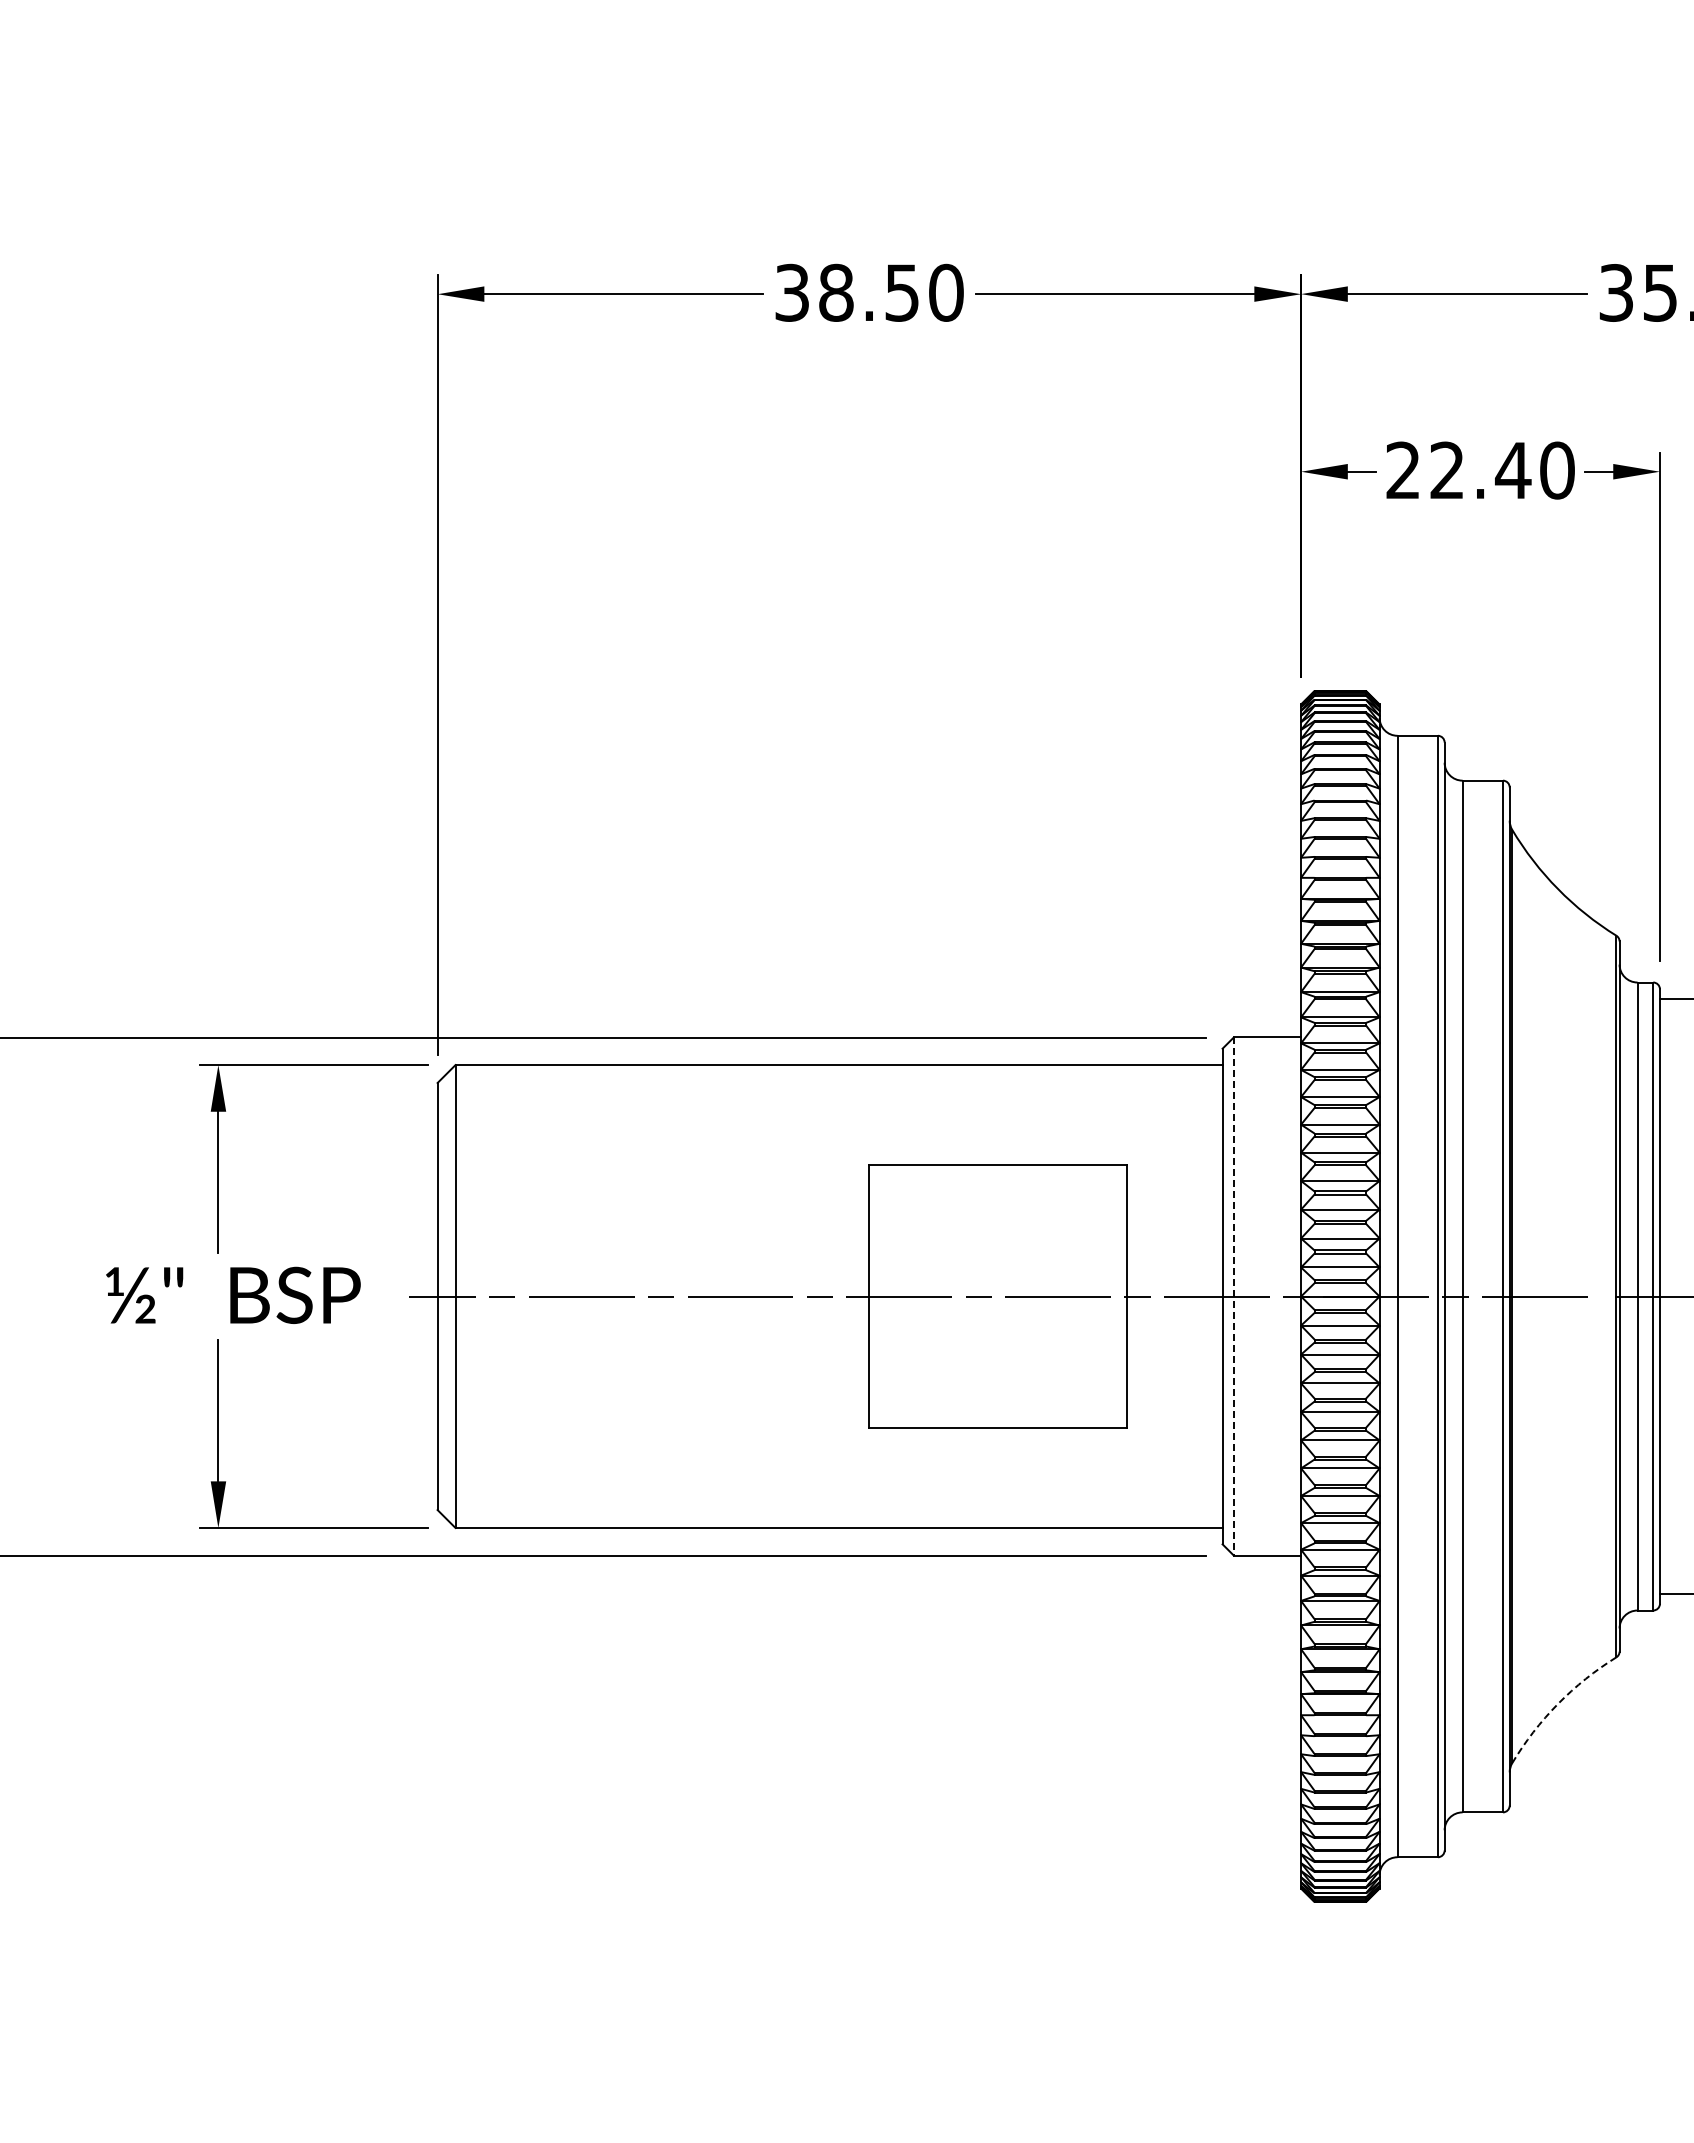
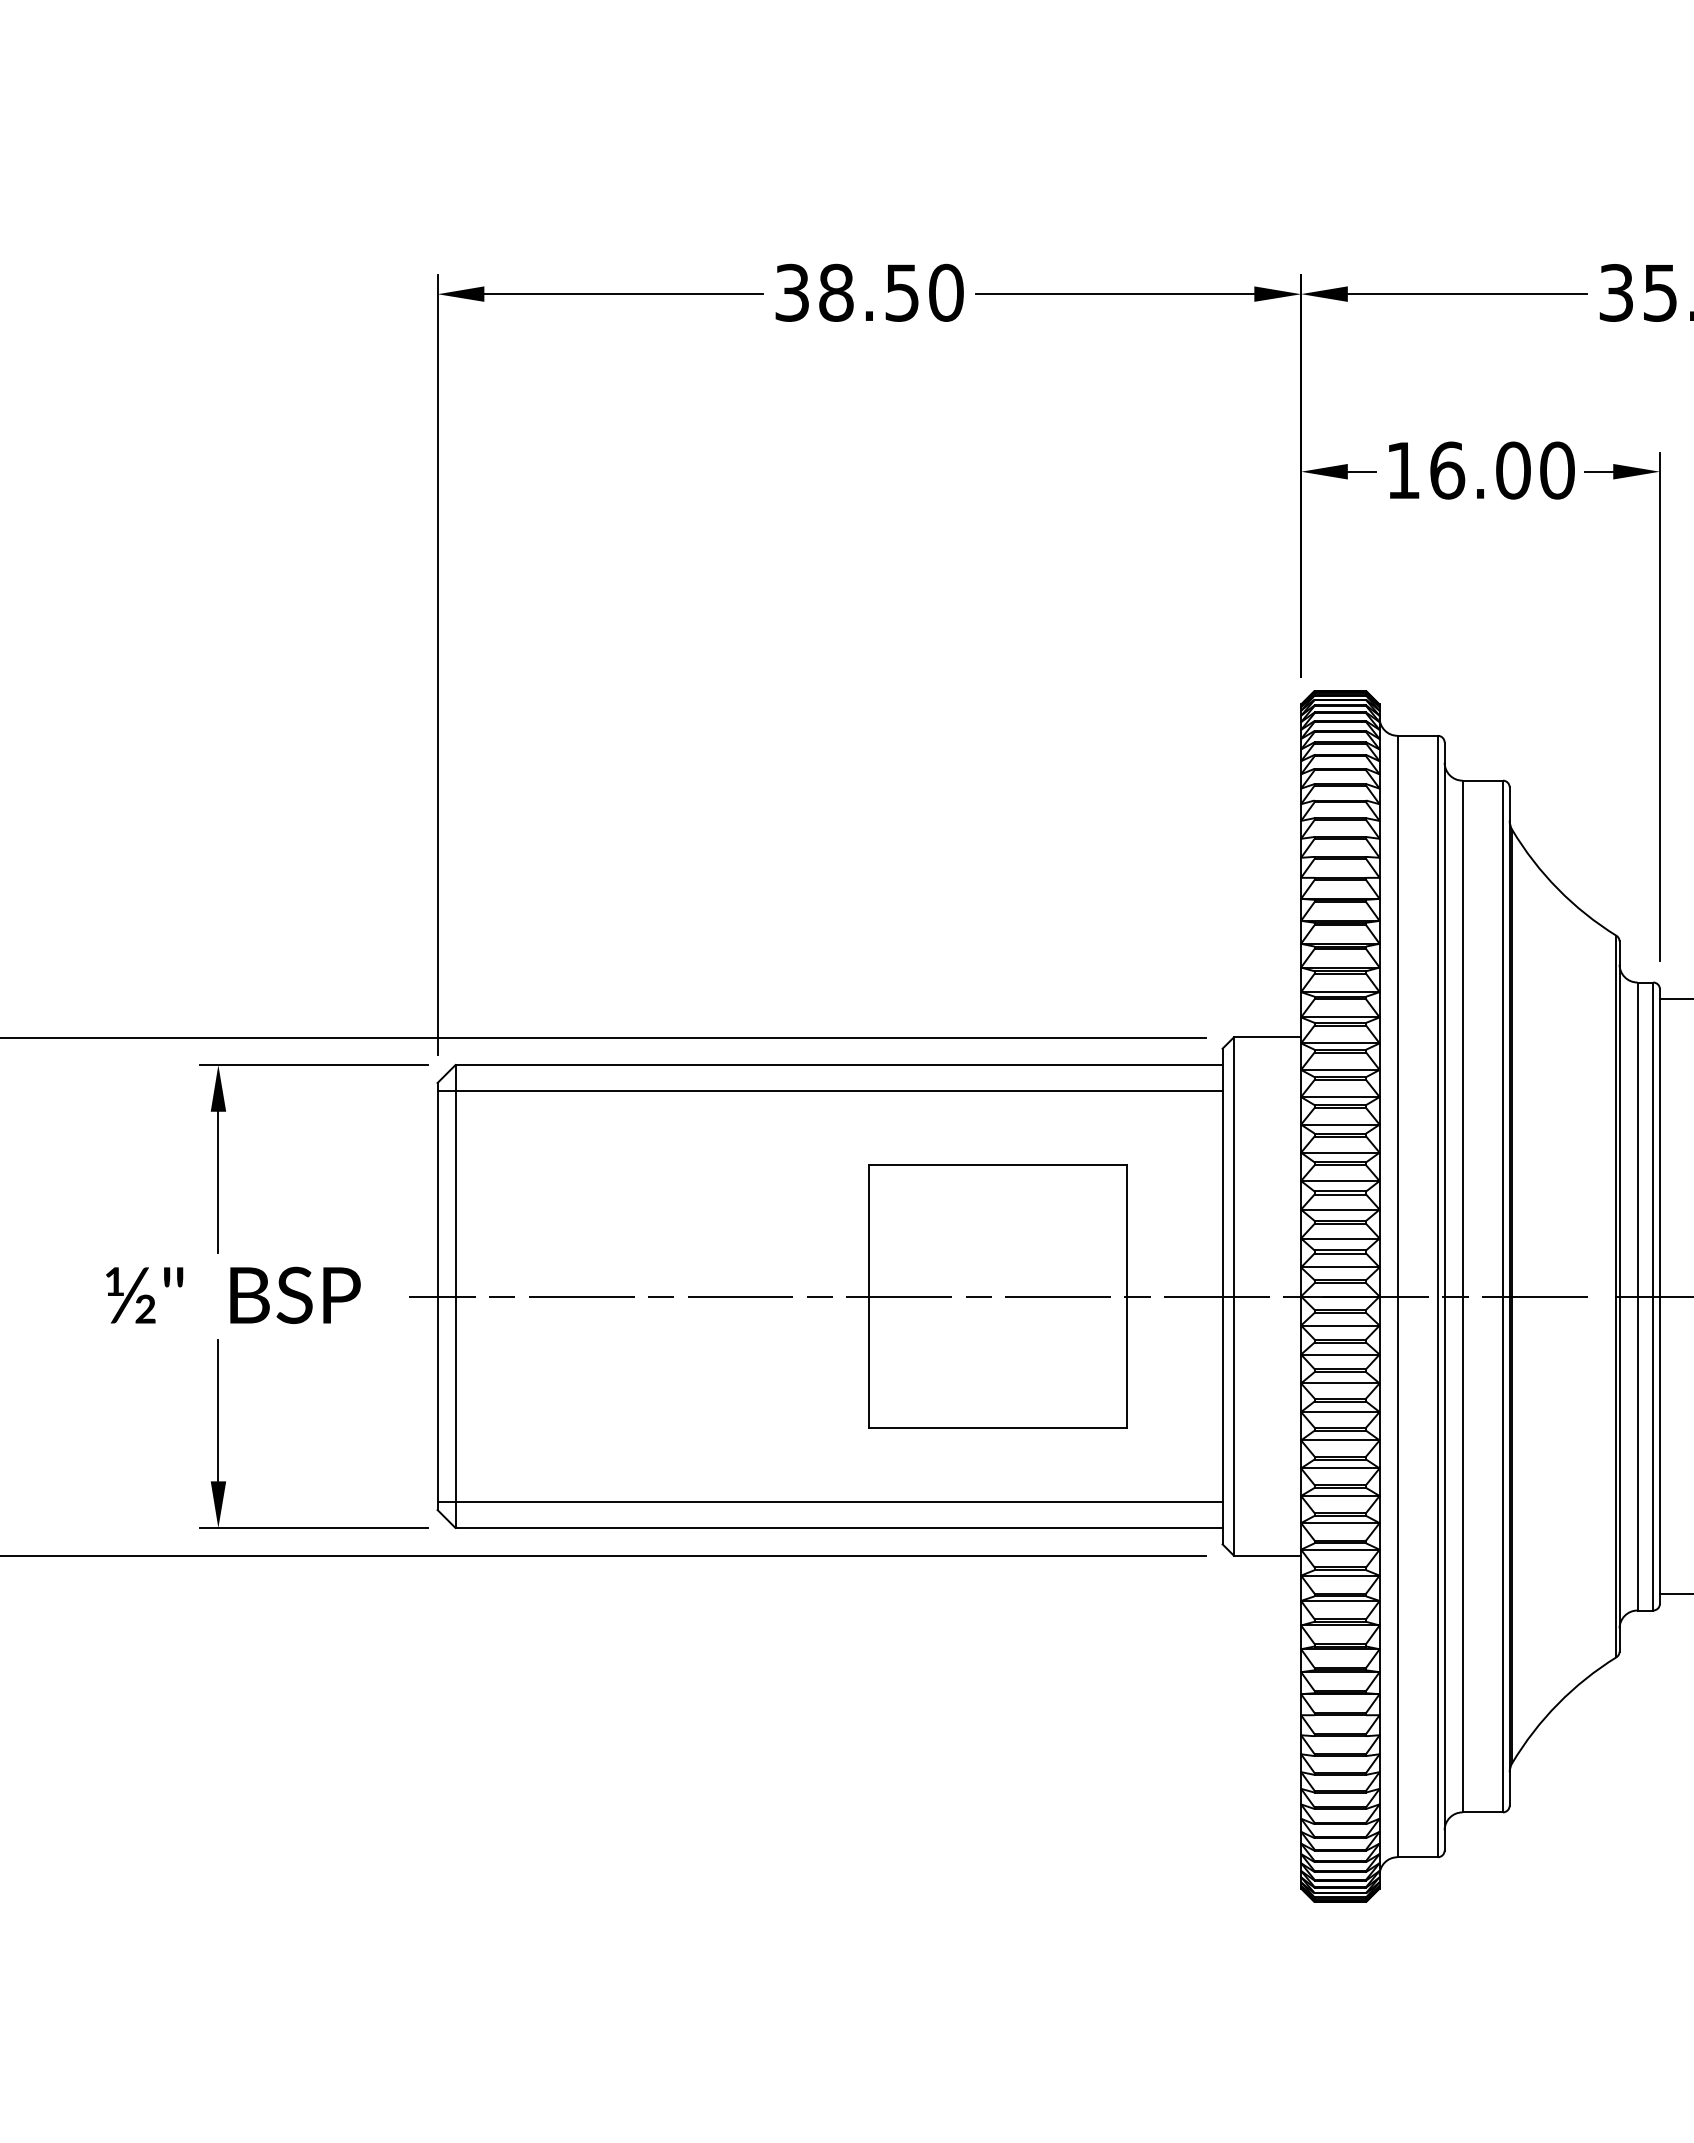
text: 22.40 -> 16.00 (1458, 470)
line: none -> present (829, 1091)
line: dashed -> solid (1233, 1297)
line: none -> present (829, 1501)
arc: dashed -> solid (1557, 1704)
